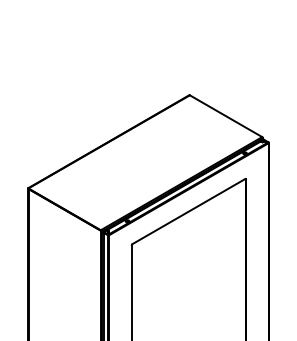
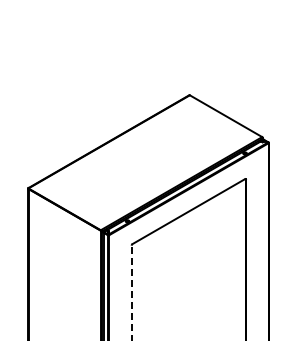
line: solid -> dashed (131, 292)
